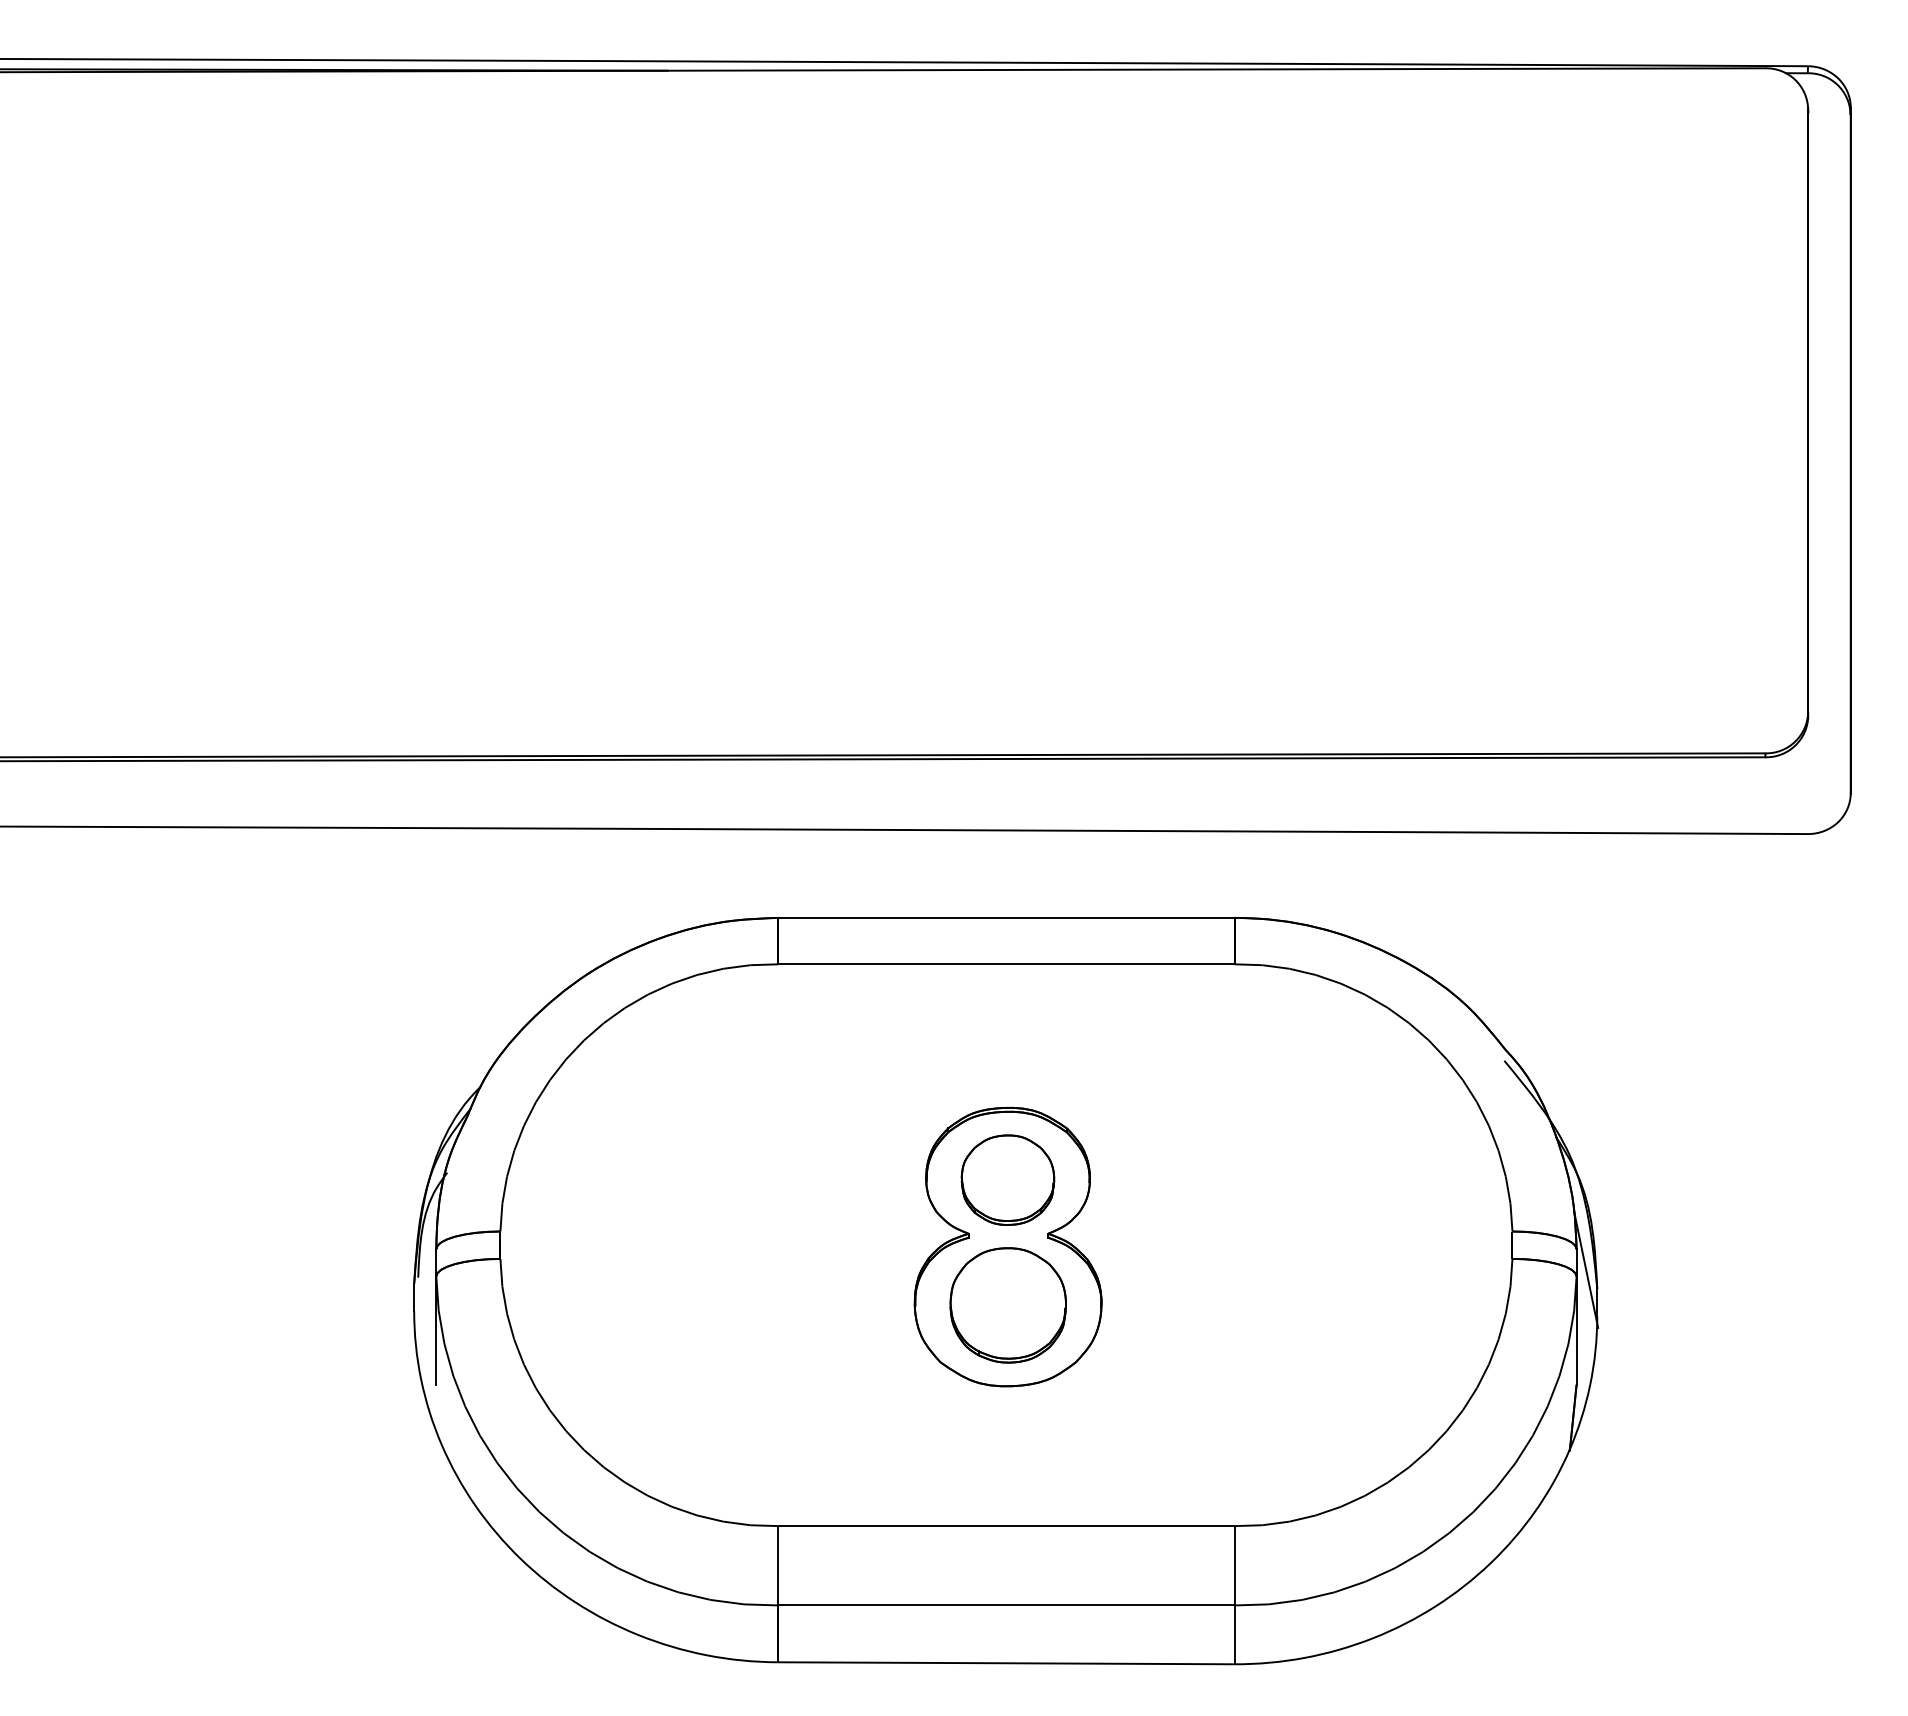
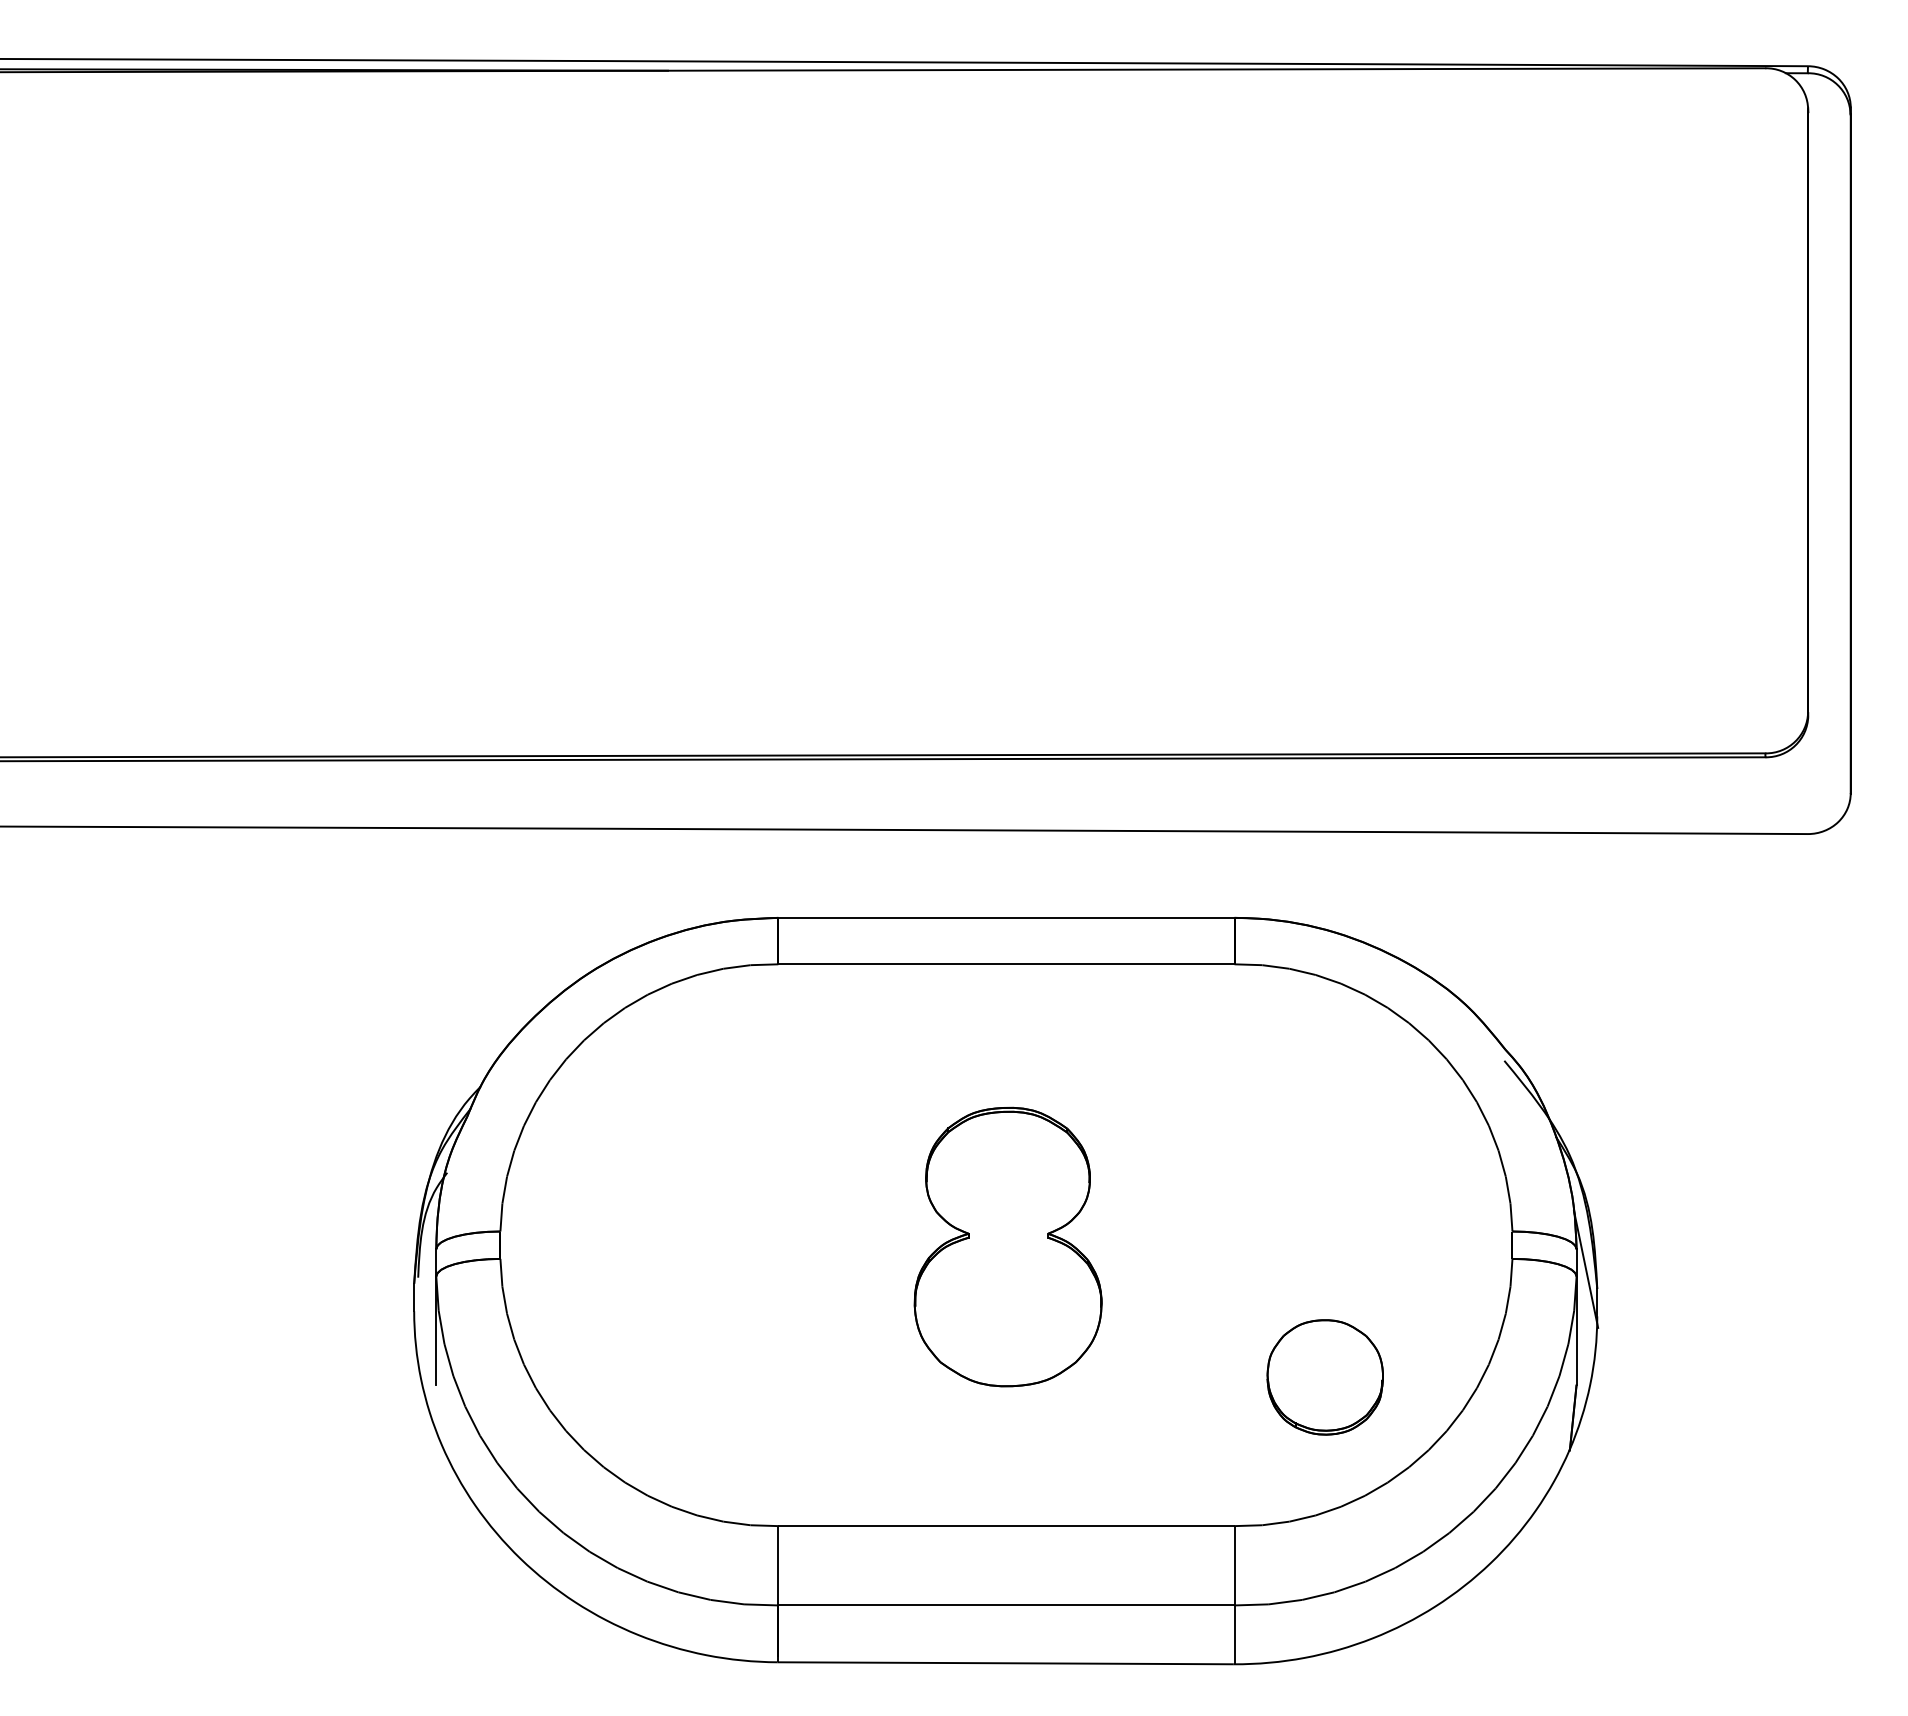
part: present -> none (1007, 1179)
part position: (1007, 1305) -> (1324, 1377) (1324, 1377)
